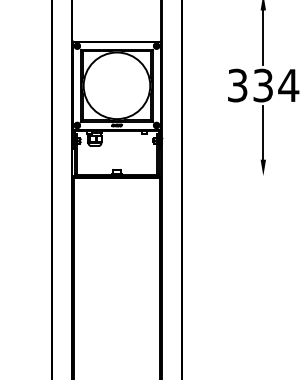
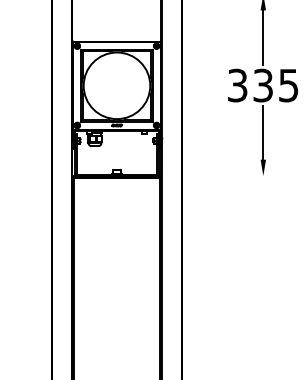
text: 334 -> 335 (288, 85)
